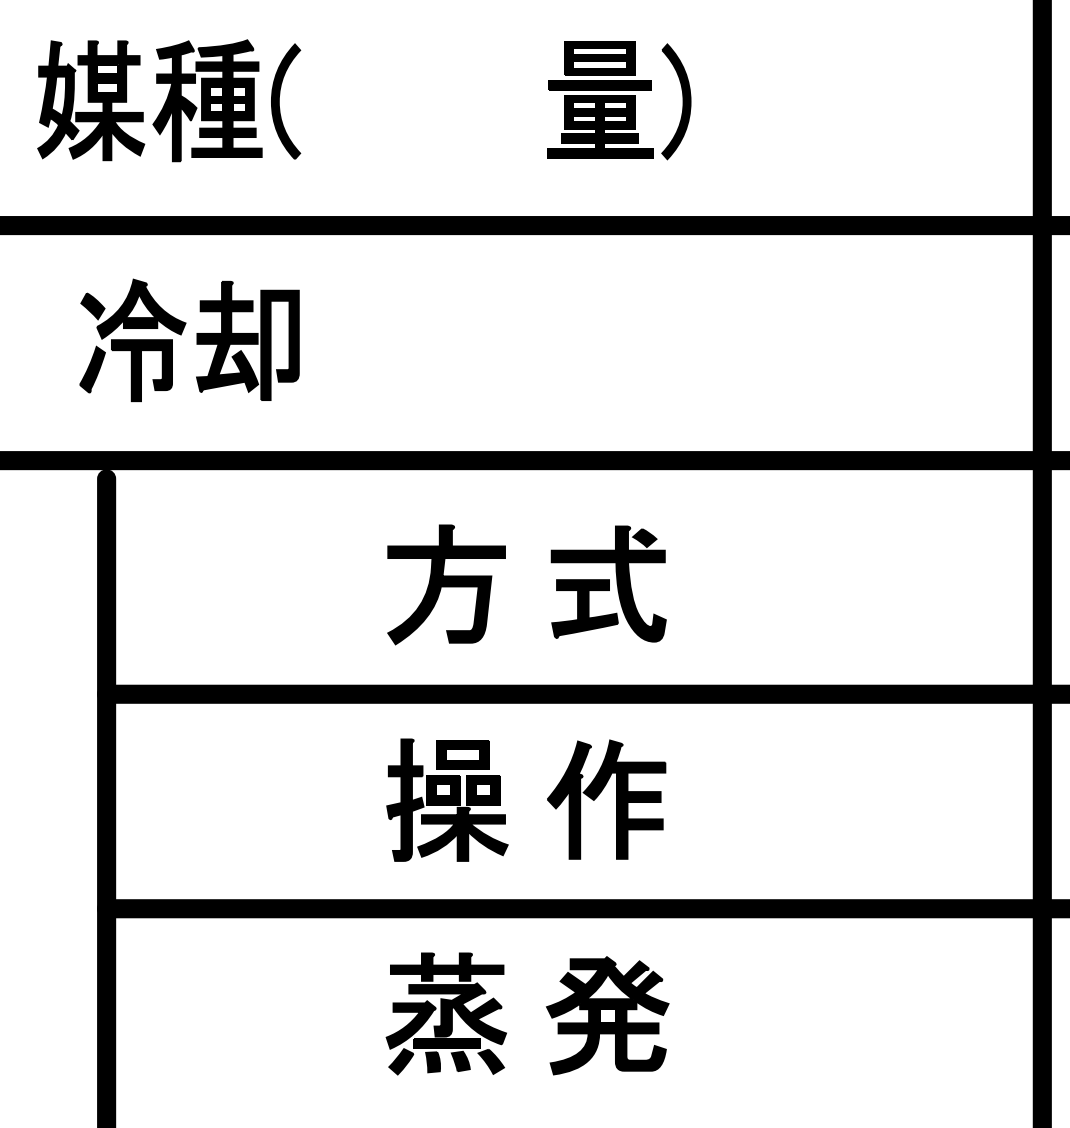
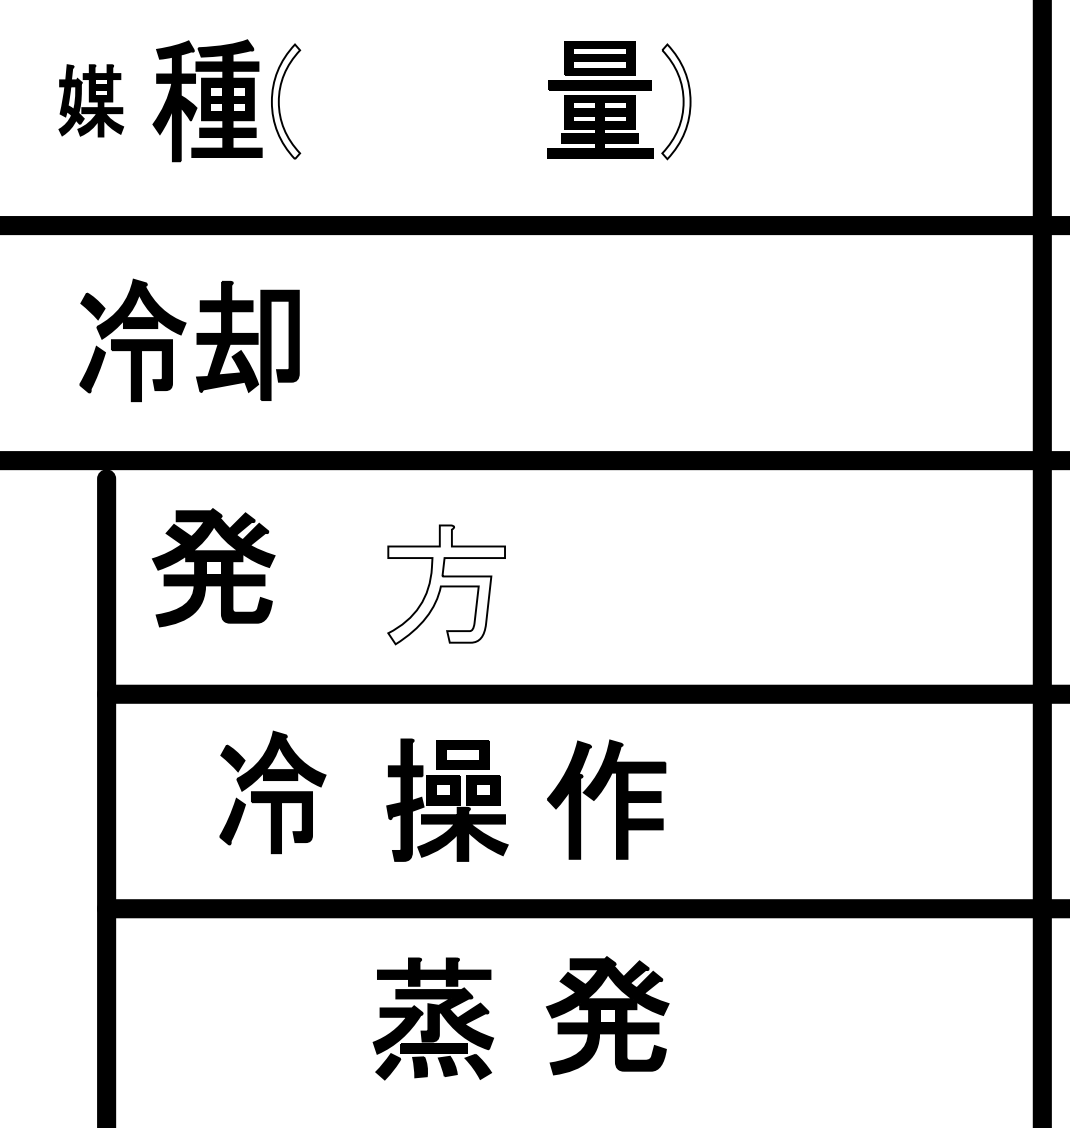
part size: 109x122 px -> 67x74 px (91, 100)
fill: present -> none (285, 101)
fill: present -> none (676, 101)
part: none -> present (213, 567)
part: present -> none (608, 583)
fill: present -> none (446, 584)
part: none -> present (272, 792)
part position: (445, 1013) -> (432, 1018) (432, 1018)
